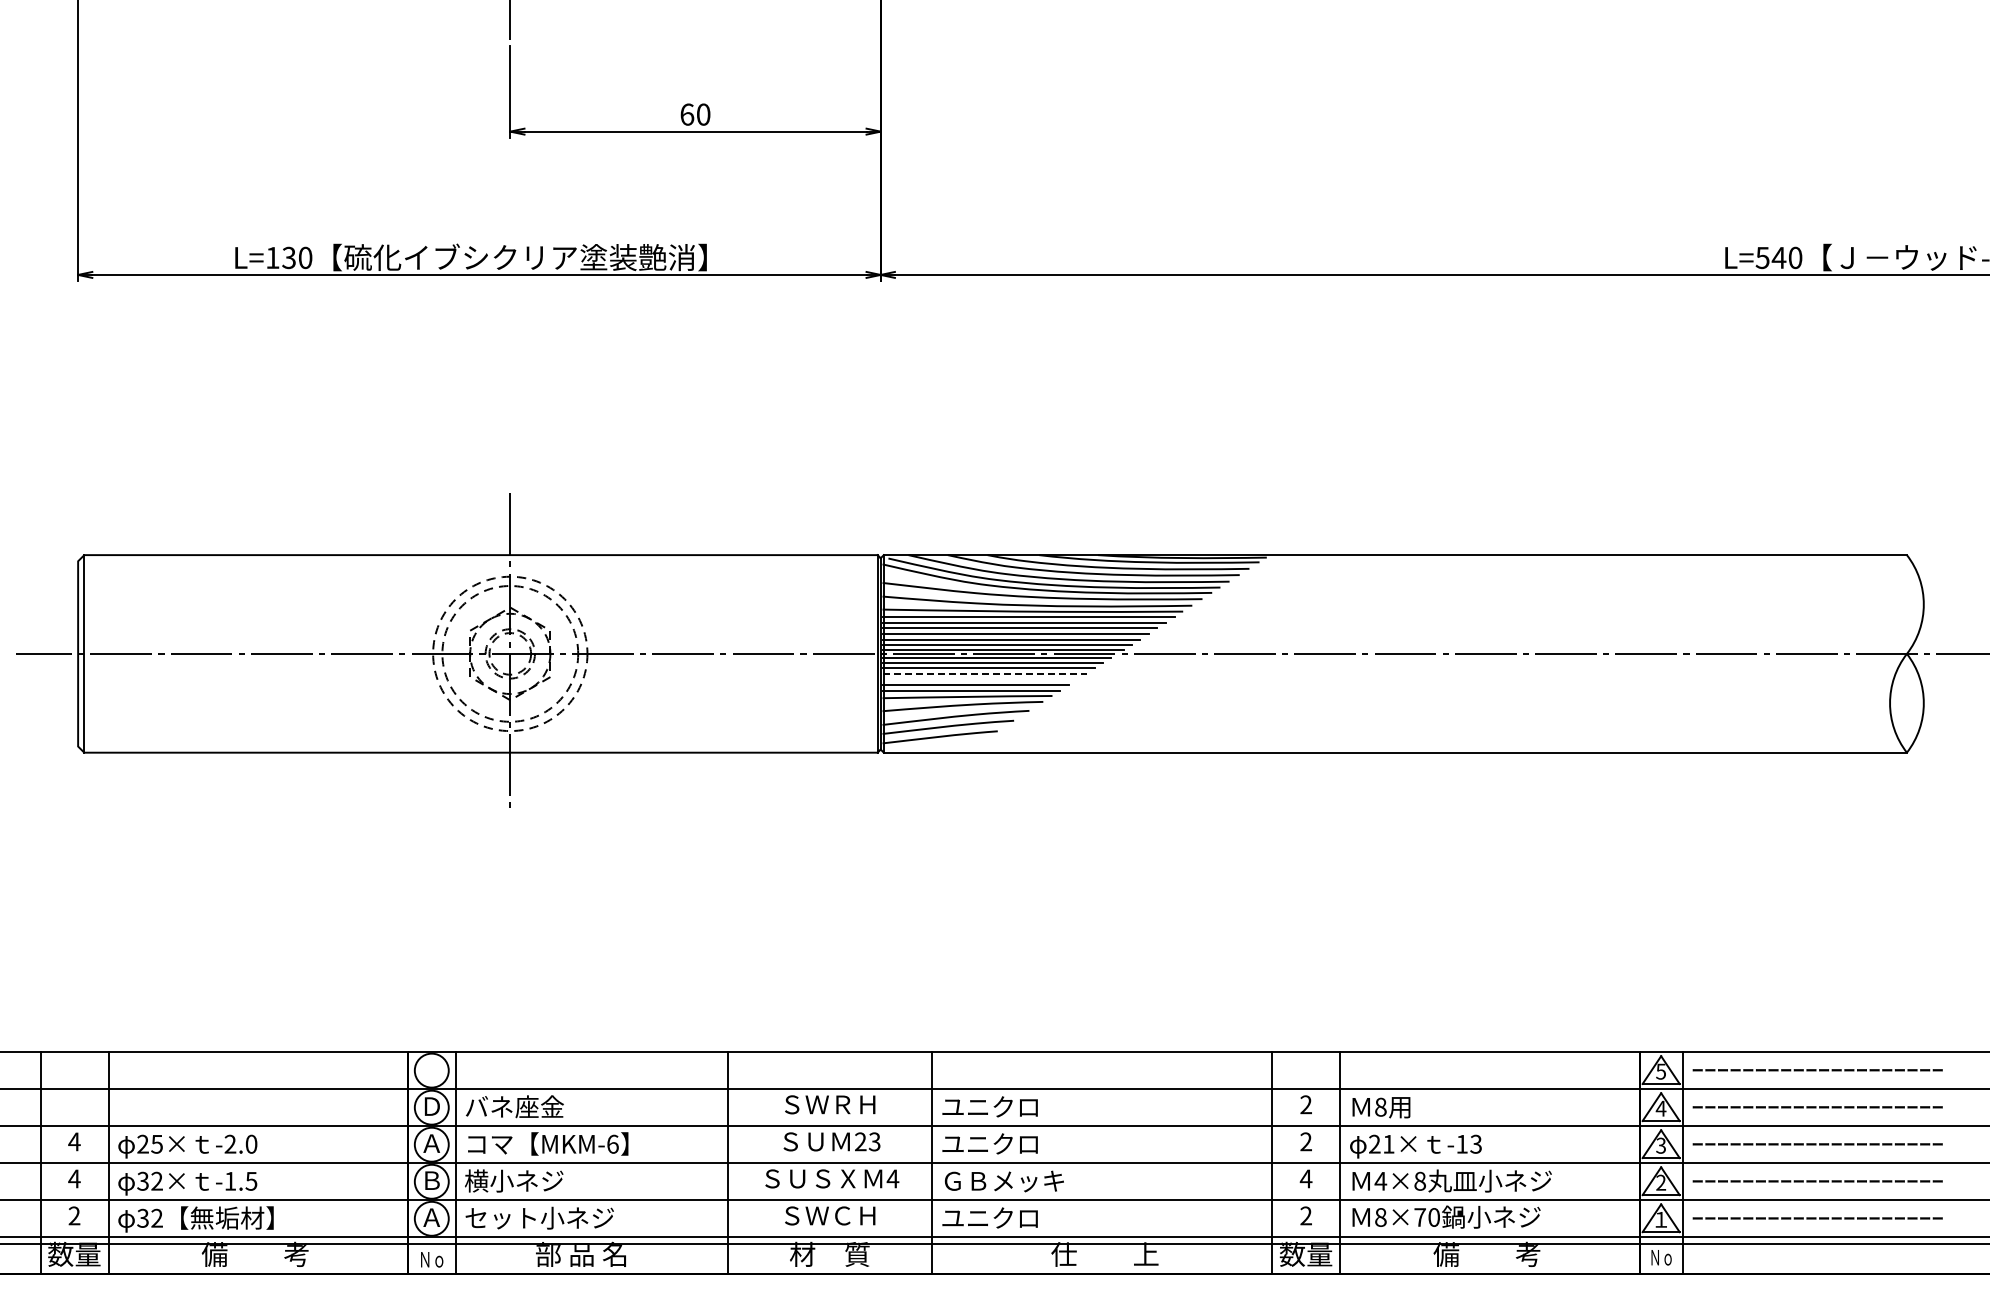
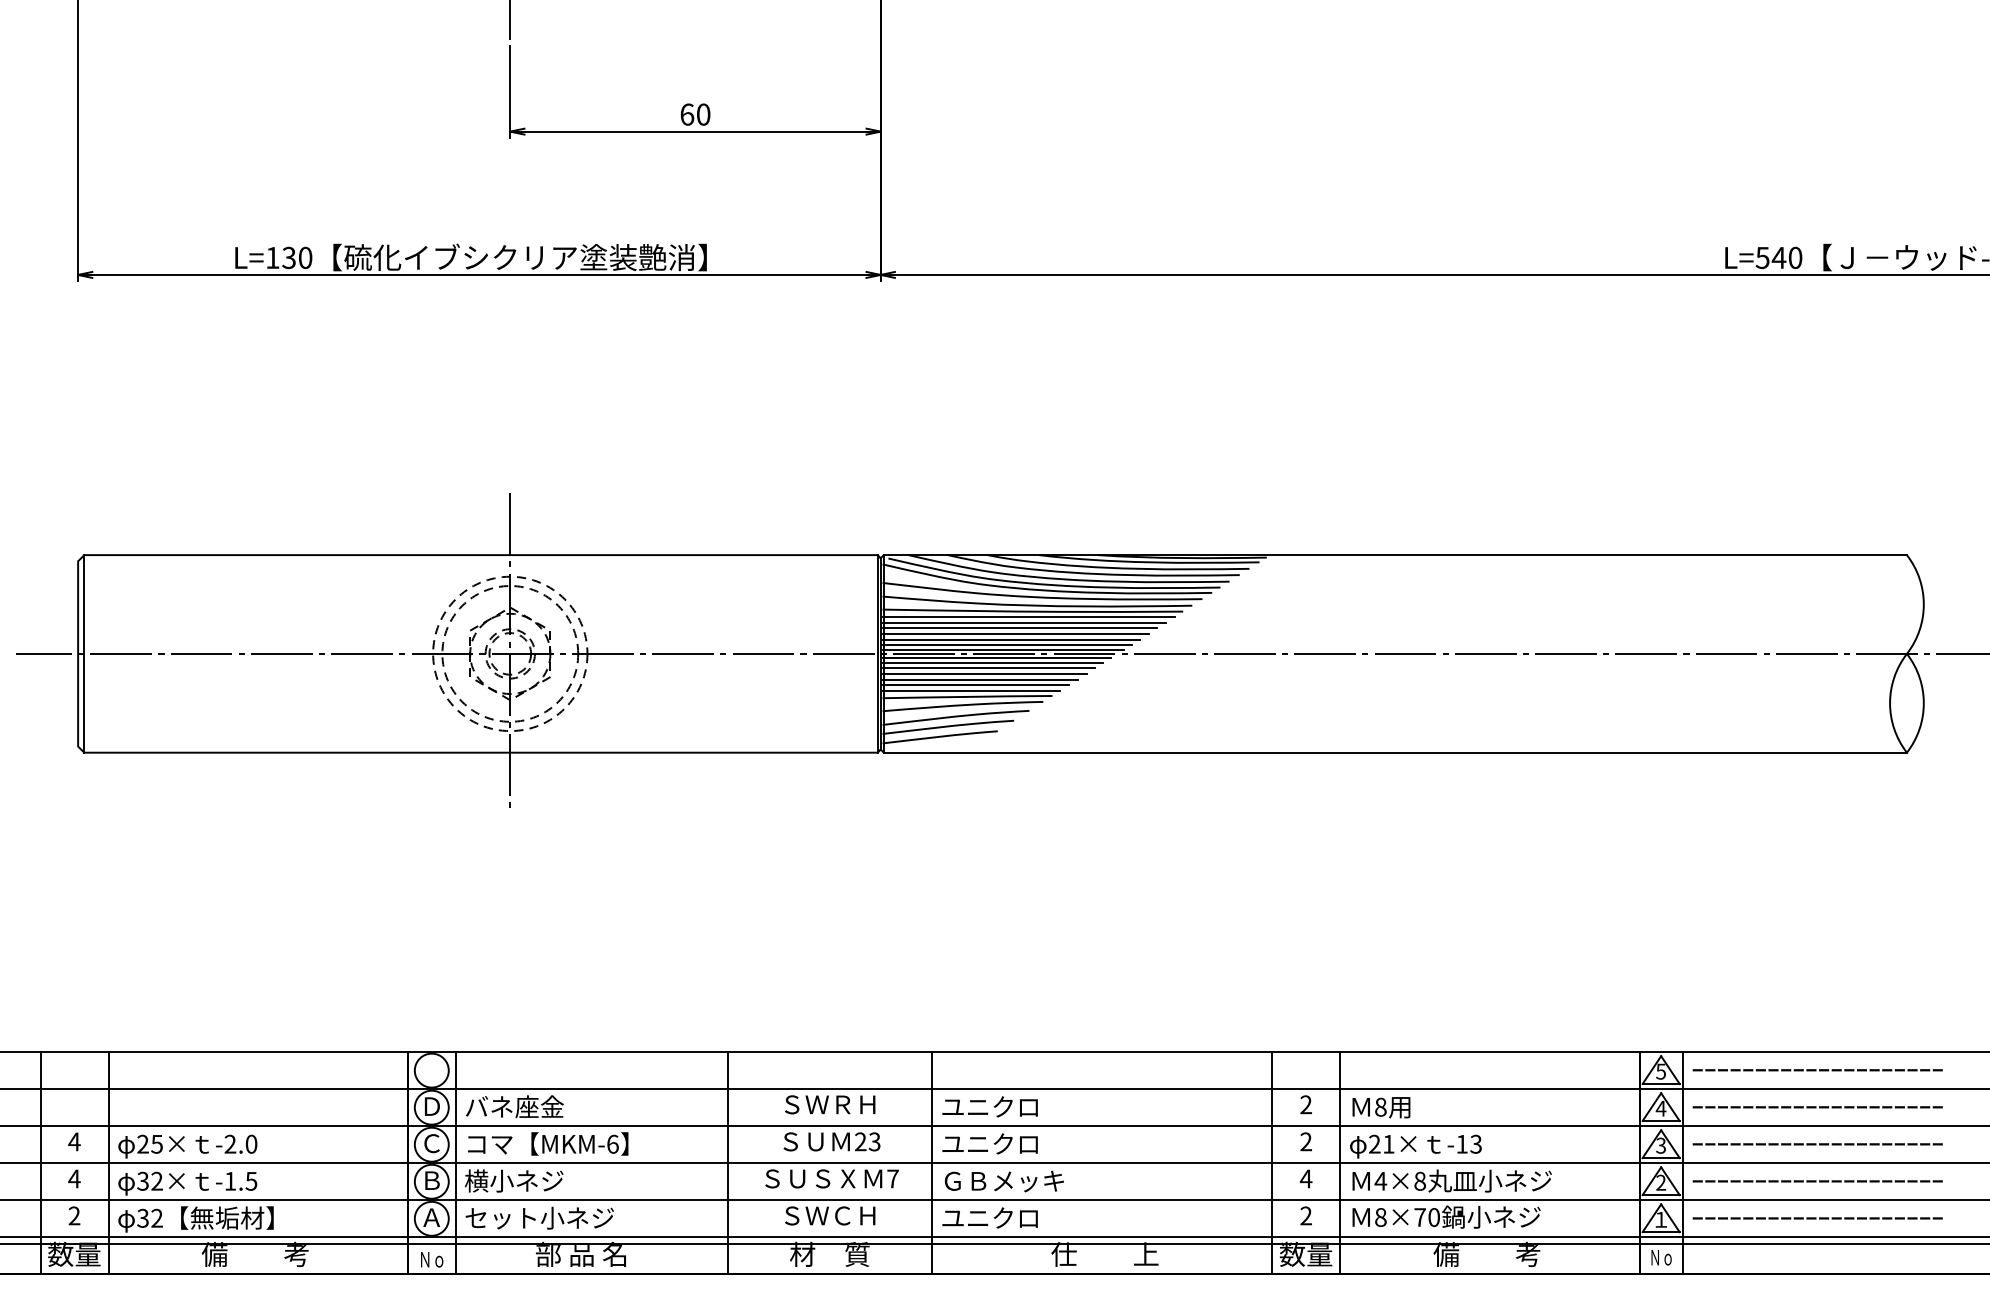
line: dashed -> solid (985, 673)
line: none -> present (979, 679)
text: Ａ -> Ｃ (431, 1143)
text: 4 -> 7 (892, 1178)
